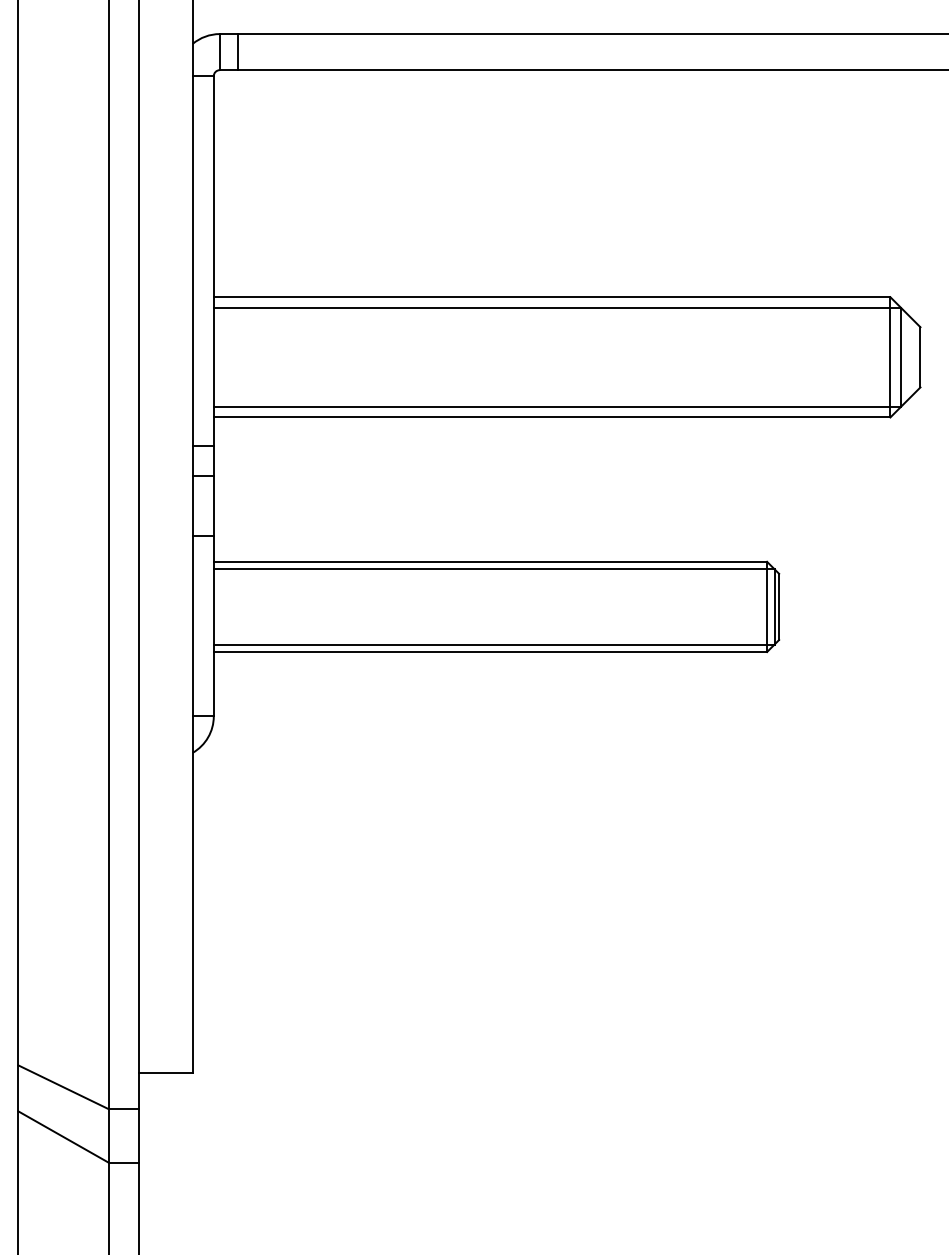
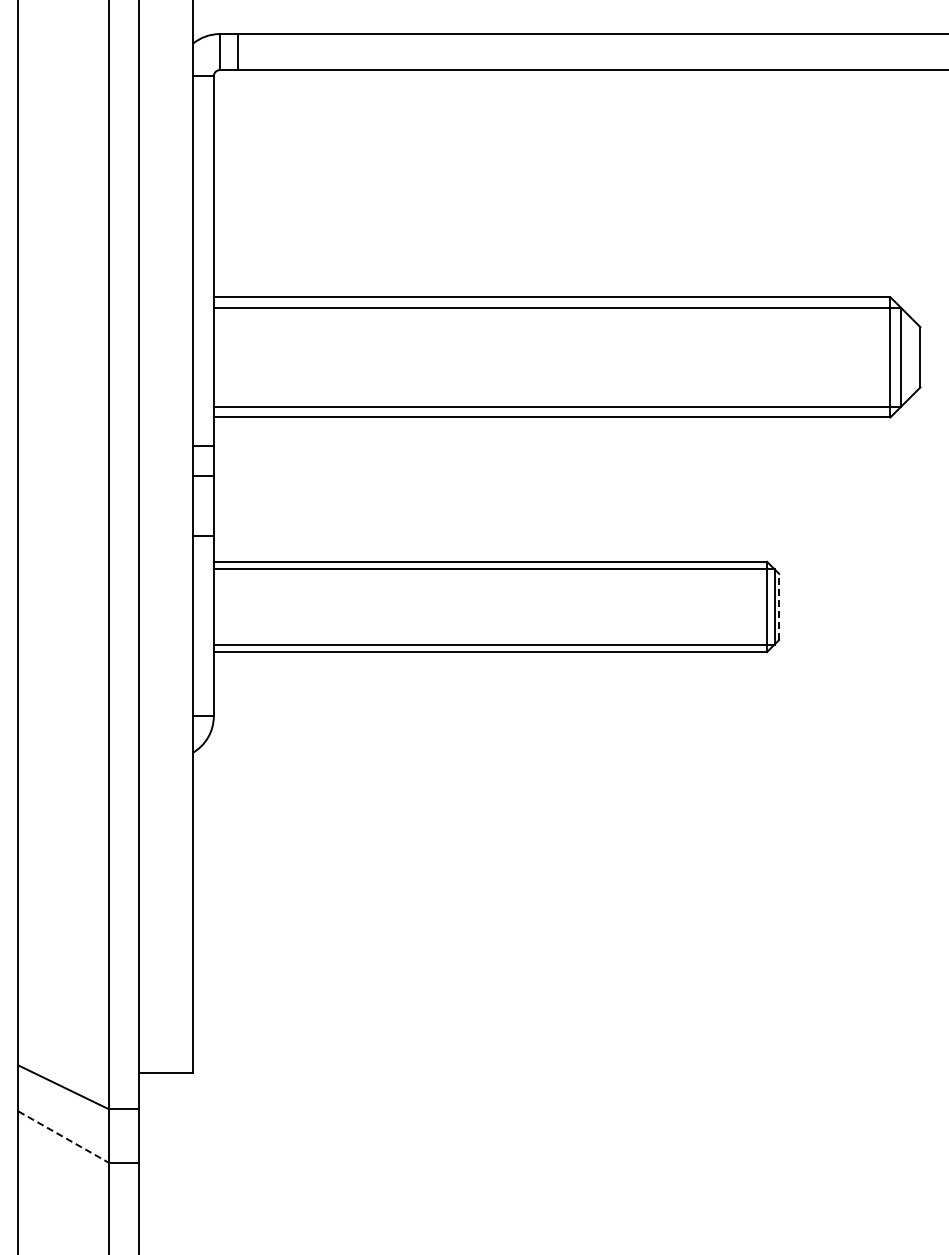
line: solid -> dashed (779, 606)
line: solid -> dashed (63, 1136)
